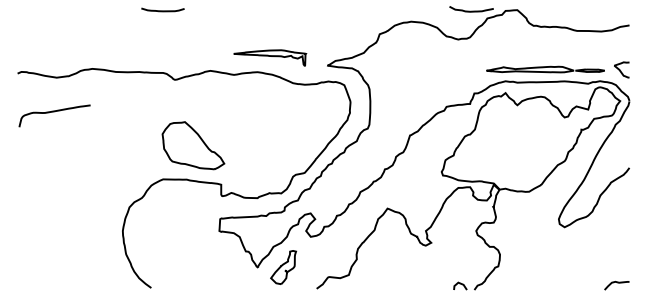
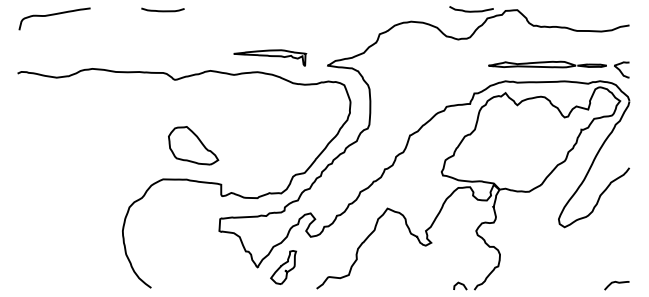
part position: (545, 69) -> (547, 64) (547, 64)
curve position: (54, 112) -> (54, 15) (54, 15)
part size: 65x50 px -> 52x40 px (193, 145)
